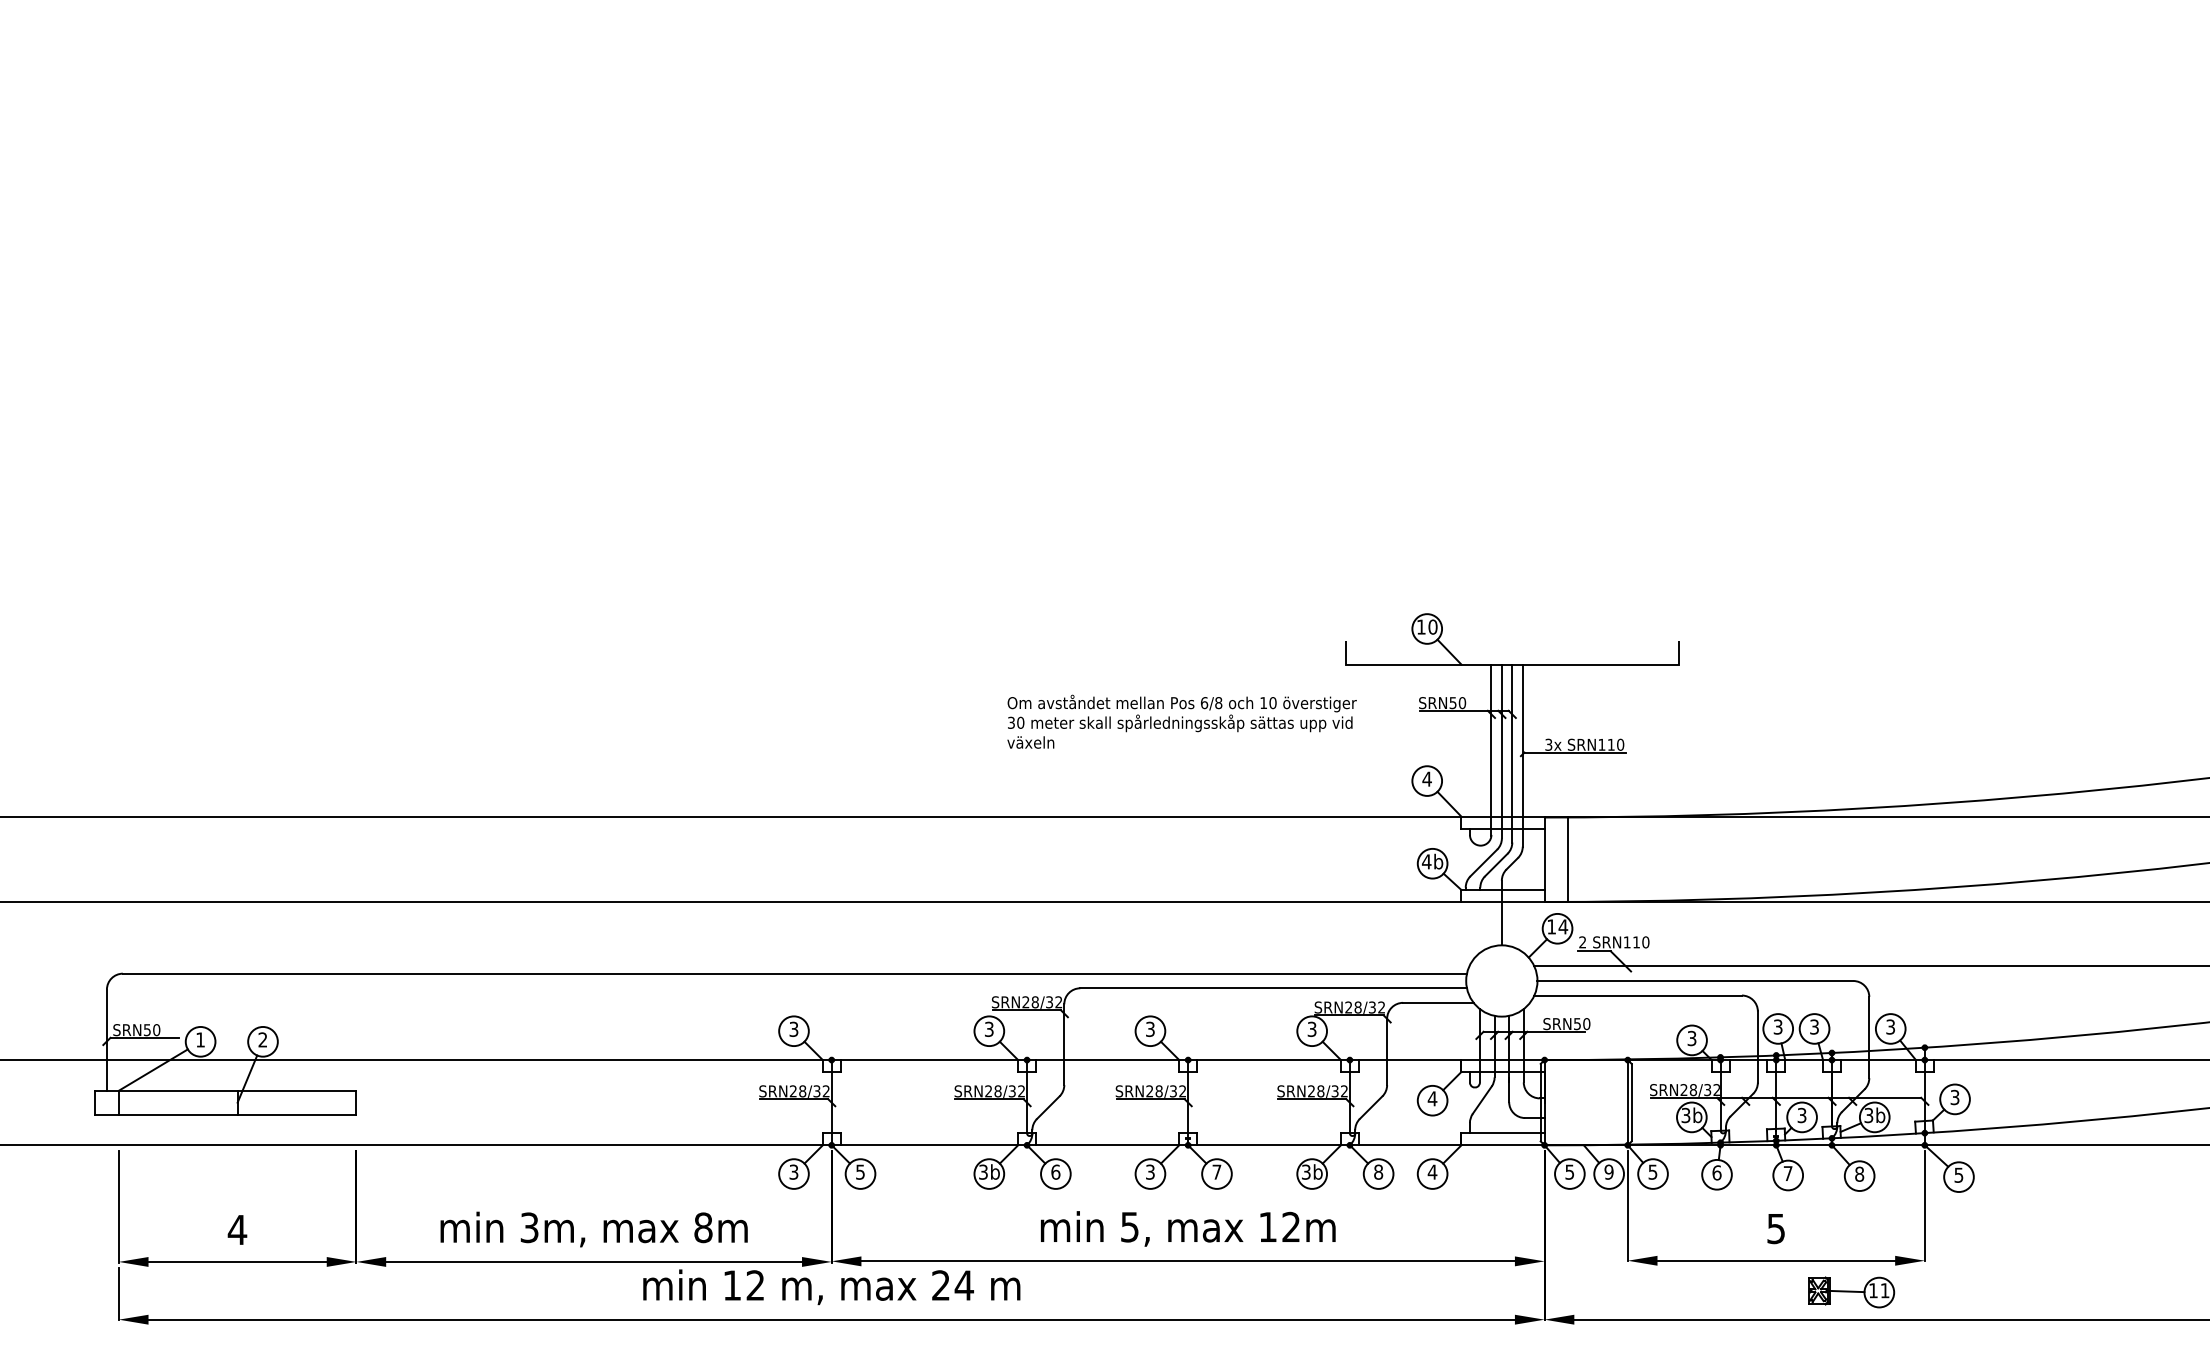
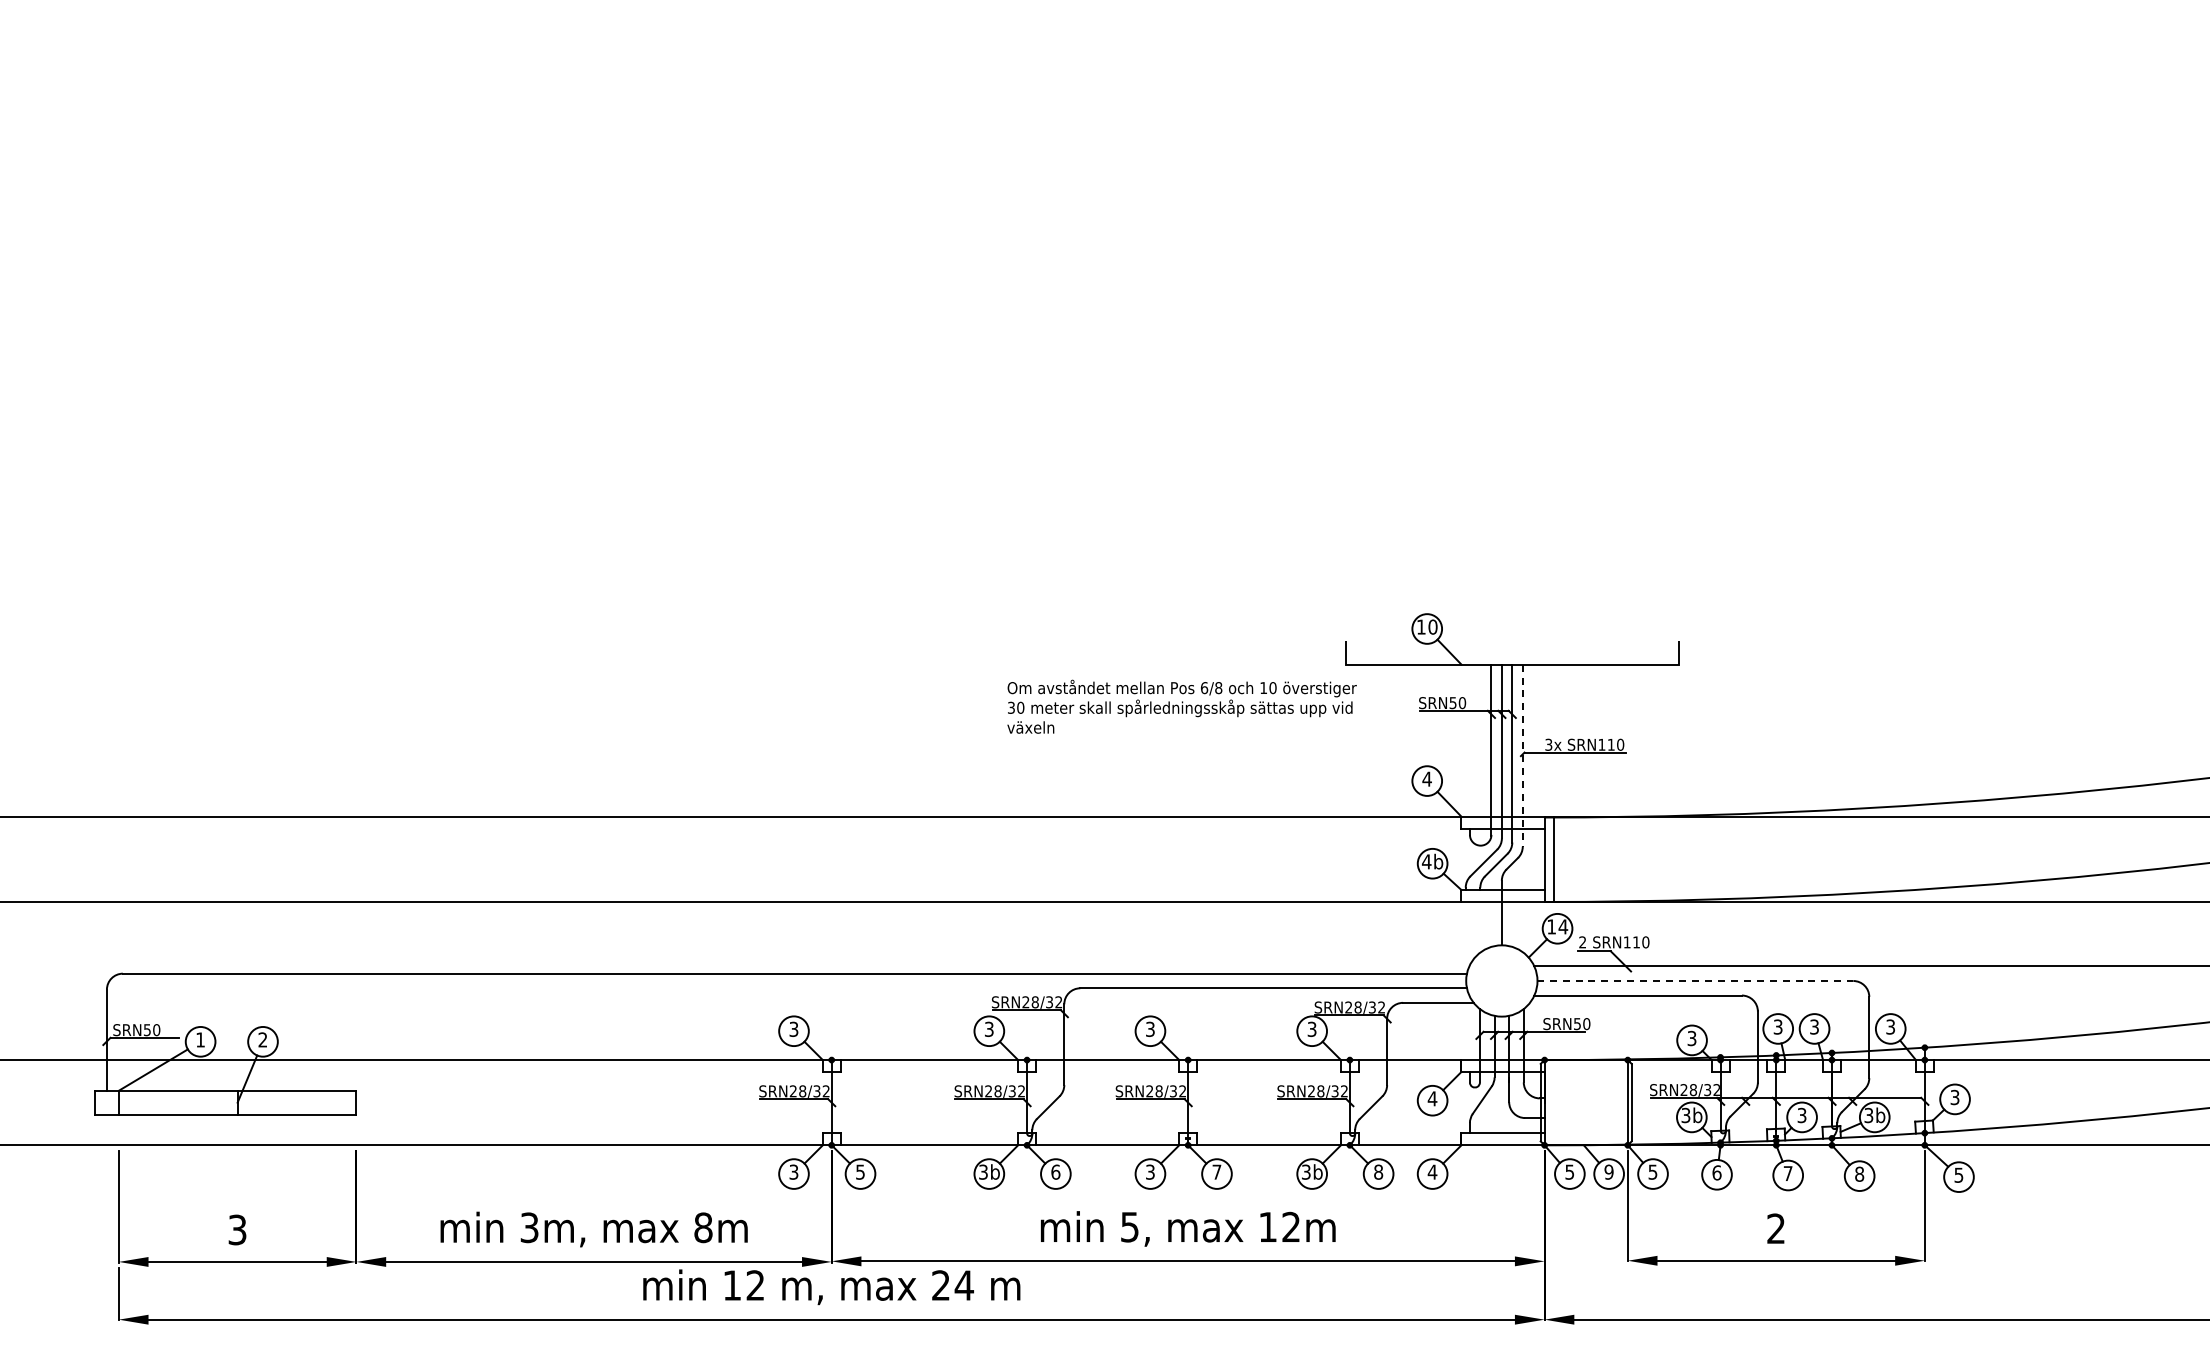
text position: (1181, 721) -> (1181, 706) (1181, 706)
line: solid -> dashed (1522, 756)
line position: (1568, 858) -> (1554, 858) (1554, 858)
line: solid -> dashed (1695, 980)
text: 5 -> 2 (1775, 1228)
text: 4 -> 3 (237, 1229)
part: present -> none (1851, 1292)
